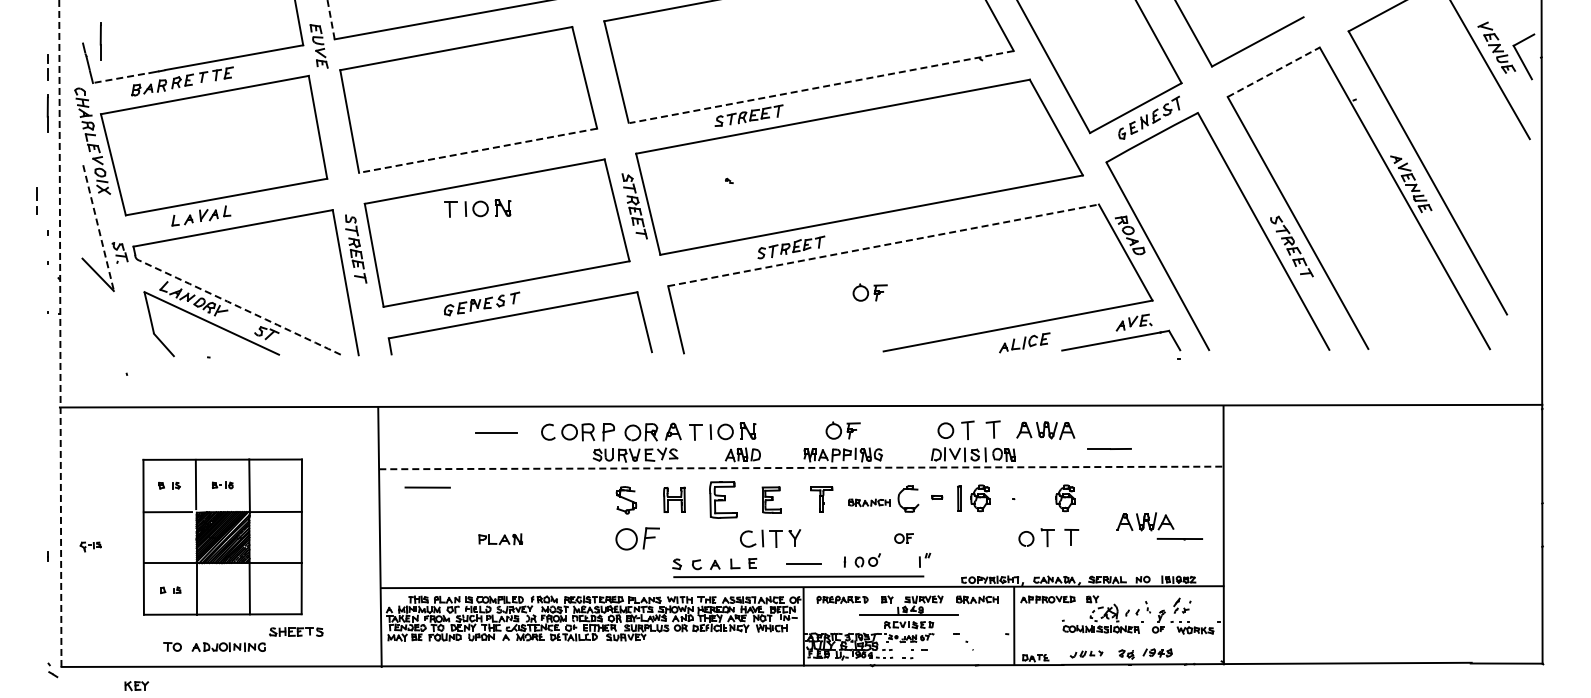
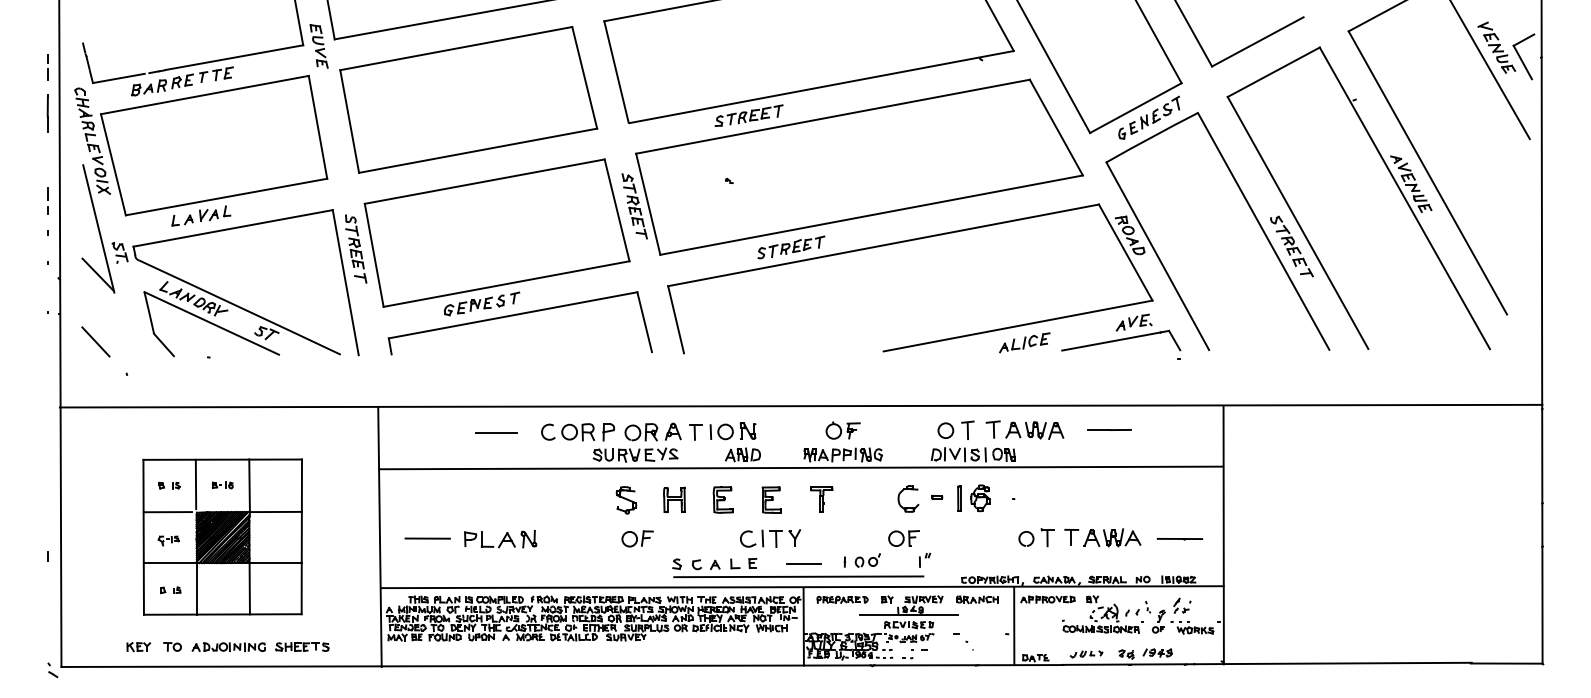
line: dashed -> solid (331, 19)
line: present -> none (100, 41)
line: dashed -> solid (1274, 72)
line: dashed -> solid (118, 78)
line: dashed -> solid (821, 87)
line: dashed -> solid (477, 150)
line position: (36, 200) -> (47, 200) (47, 200)
part: present -> none (477, 208)
line: dashed -> solid (98, 228)
line: dashed -> solid (884, 245)
part: present -> none (869, 292)
arc: dashed -> solid (240, 307)
line: dashed -> solid (60, 333)
line: none -> present (95, 341)
part position: (1045, 430) -> (1034, 430) (1034, 430)
line position: (1109, 448) -> (1109, 429) (1109, 429)
line: dashed -> solid (801, 467)
line position: (427, 487) -> (427, 538) (427, 538)
part: present -> none (1065, 498)
part size: 29x38 px -> 22x28 px (722, 499)
part: present -> none (869, 502)
part position: (1145, 521) -> (1112, 537) (1112, 537)
part size: 45x24 px -> 33x18 px (637, 538)
part size: 20x11 px -> 32x17 px (903, 538)
part size: 46x13 px -> 74x19 px (500, 539)
part position: (90, 546) -> (168, 540) (168, 540)
part position: (296, 631) -> (302, 646) (302, 646)
part position: (136, 686) -> (138, 647) (138, 647)
